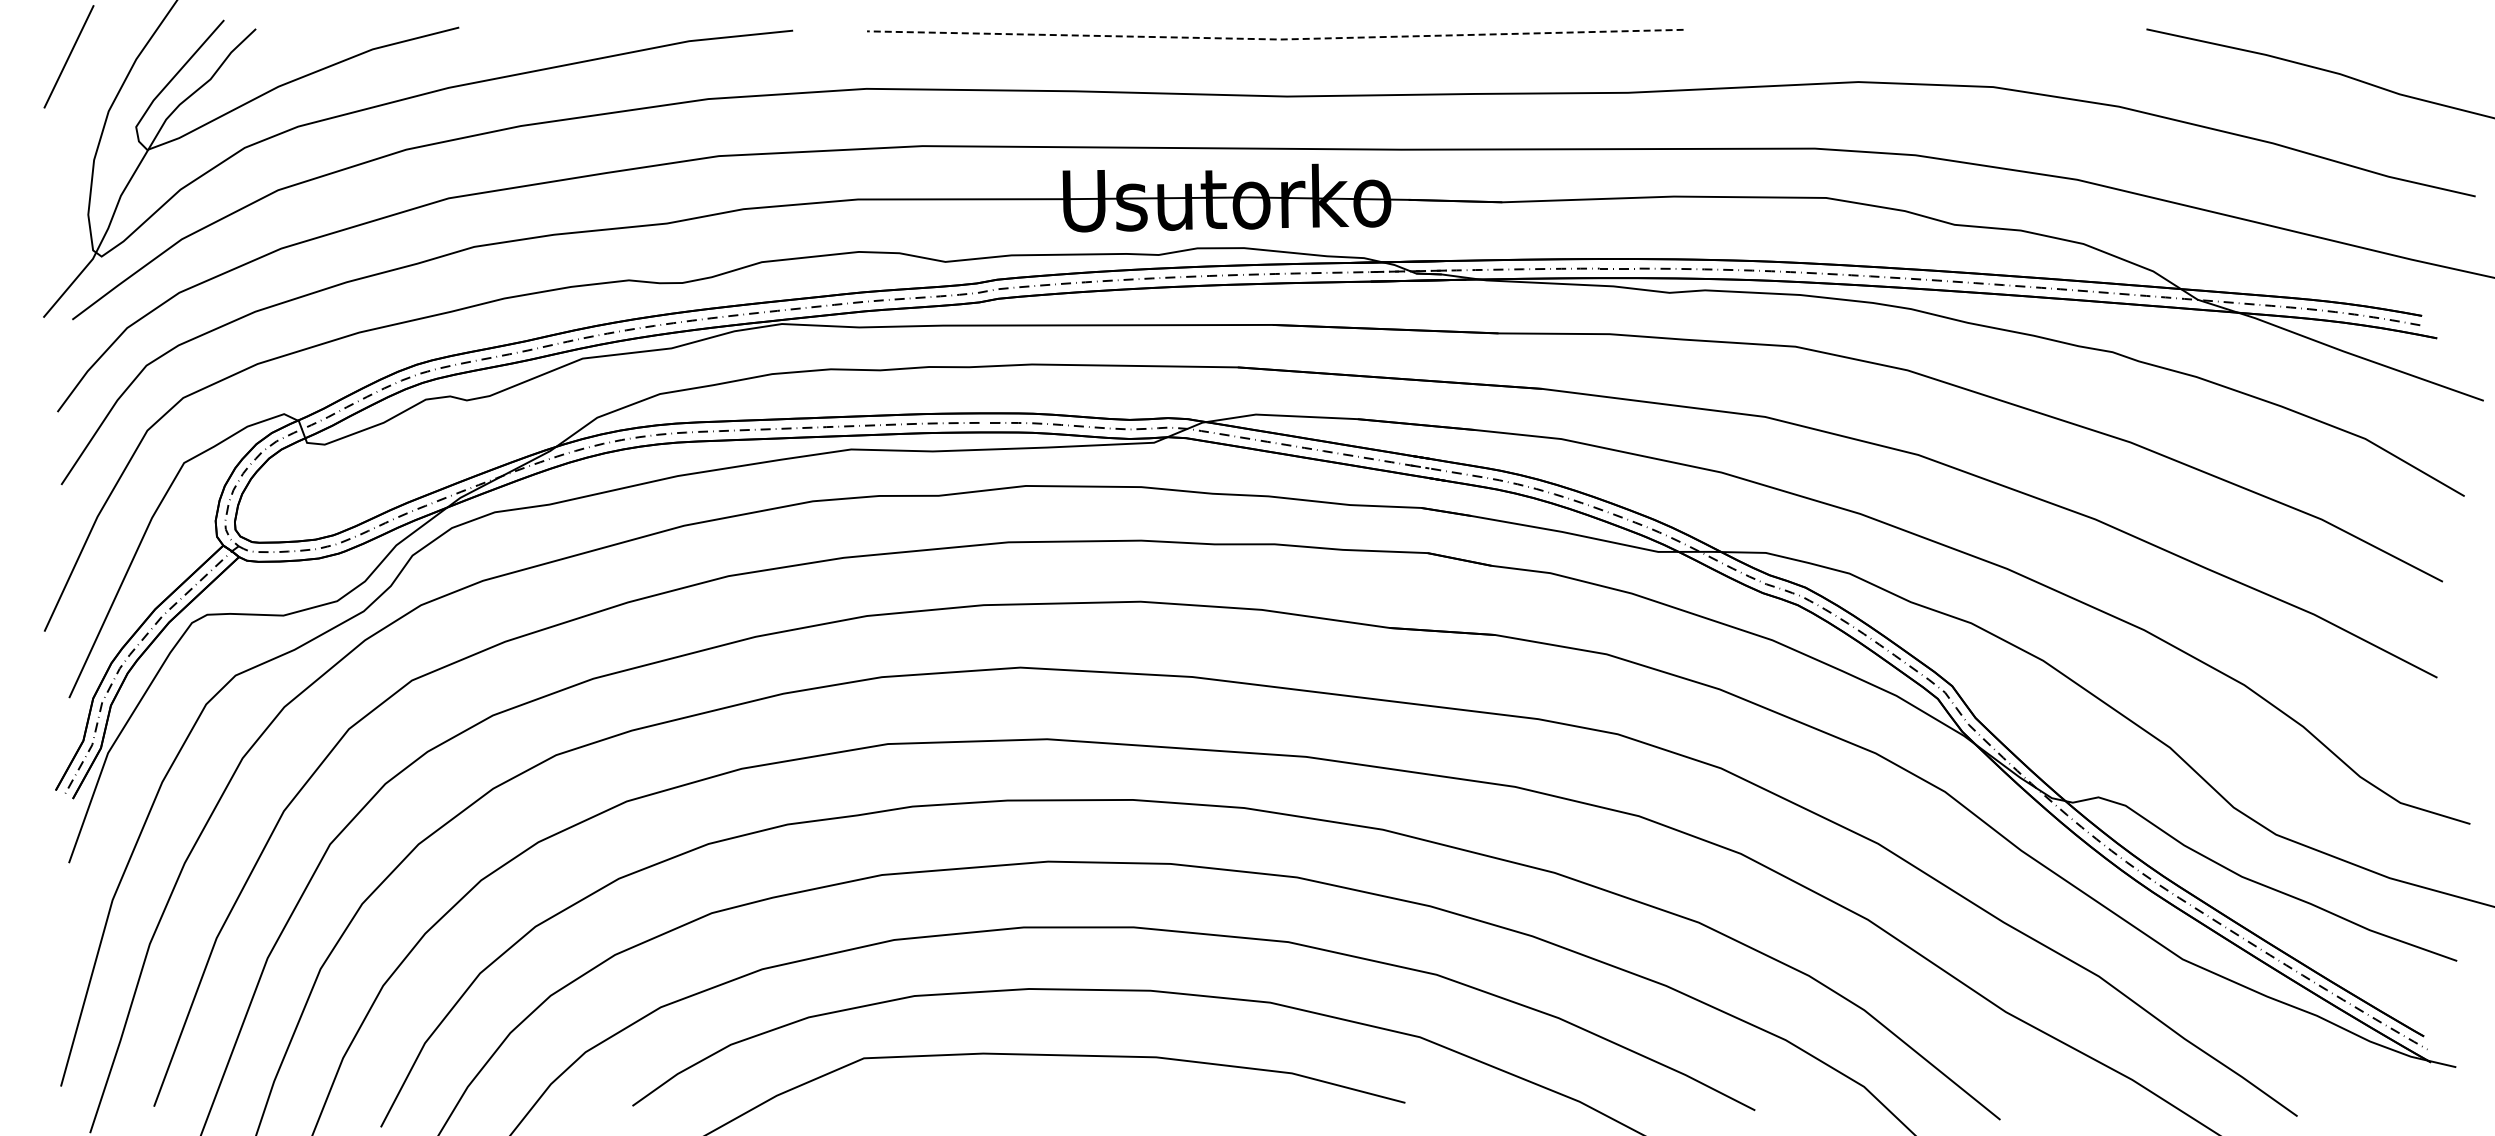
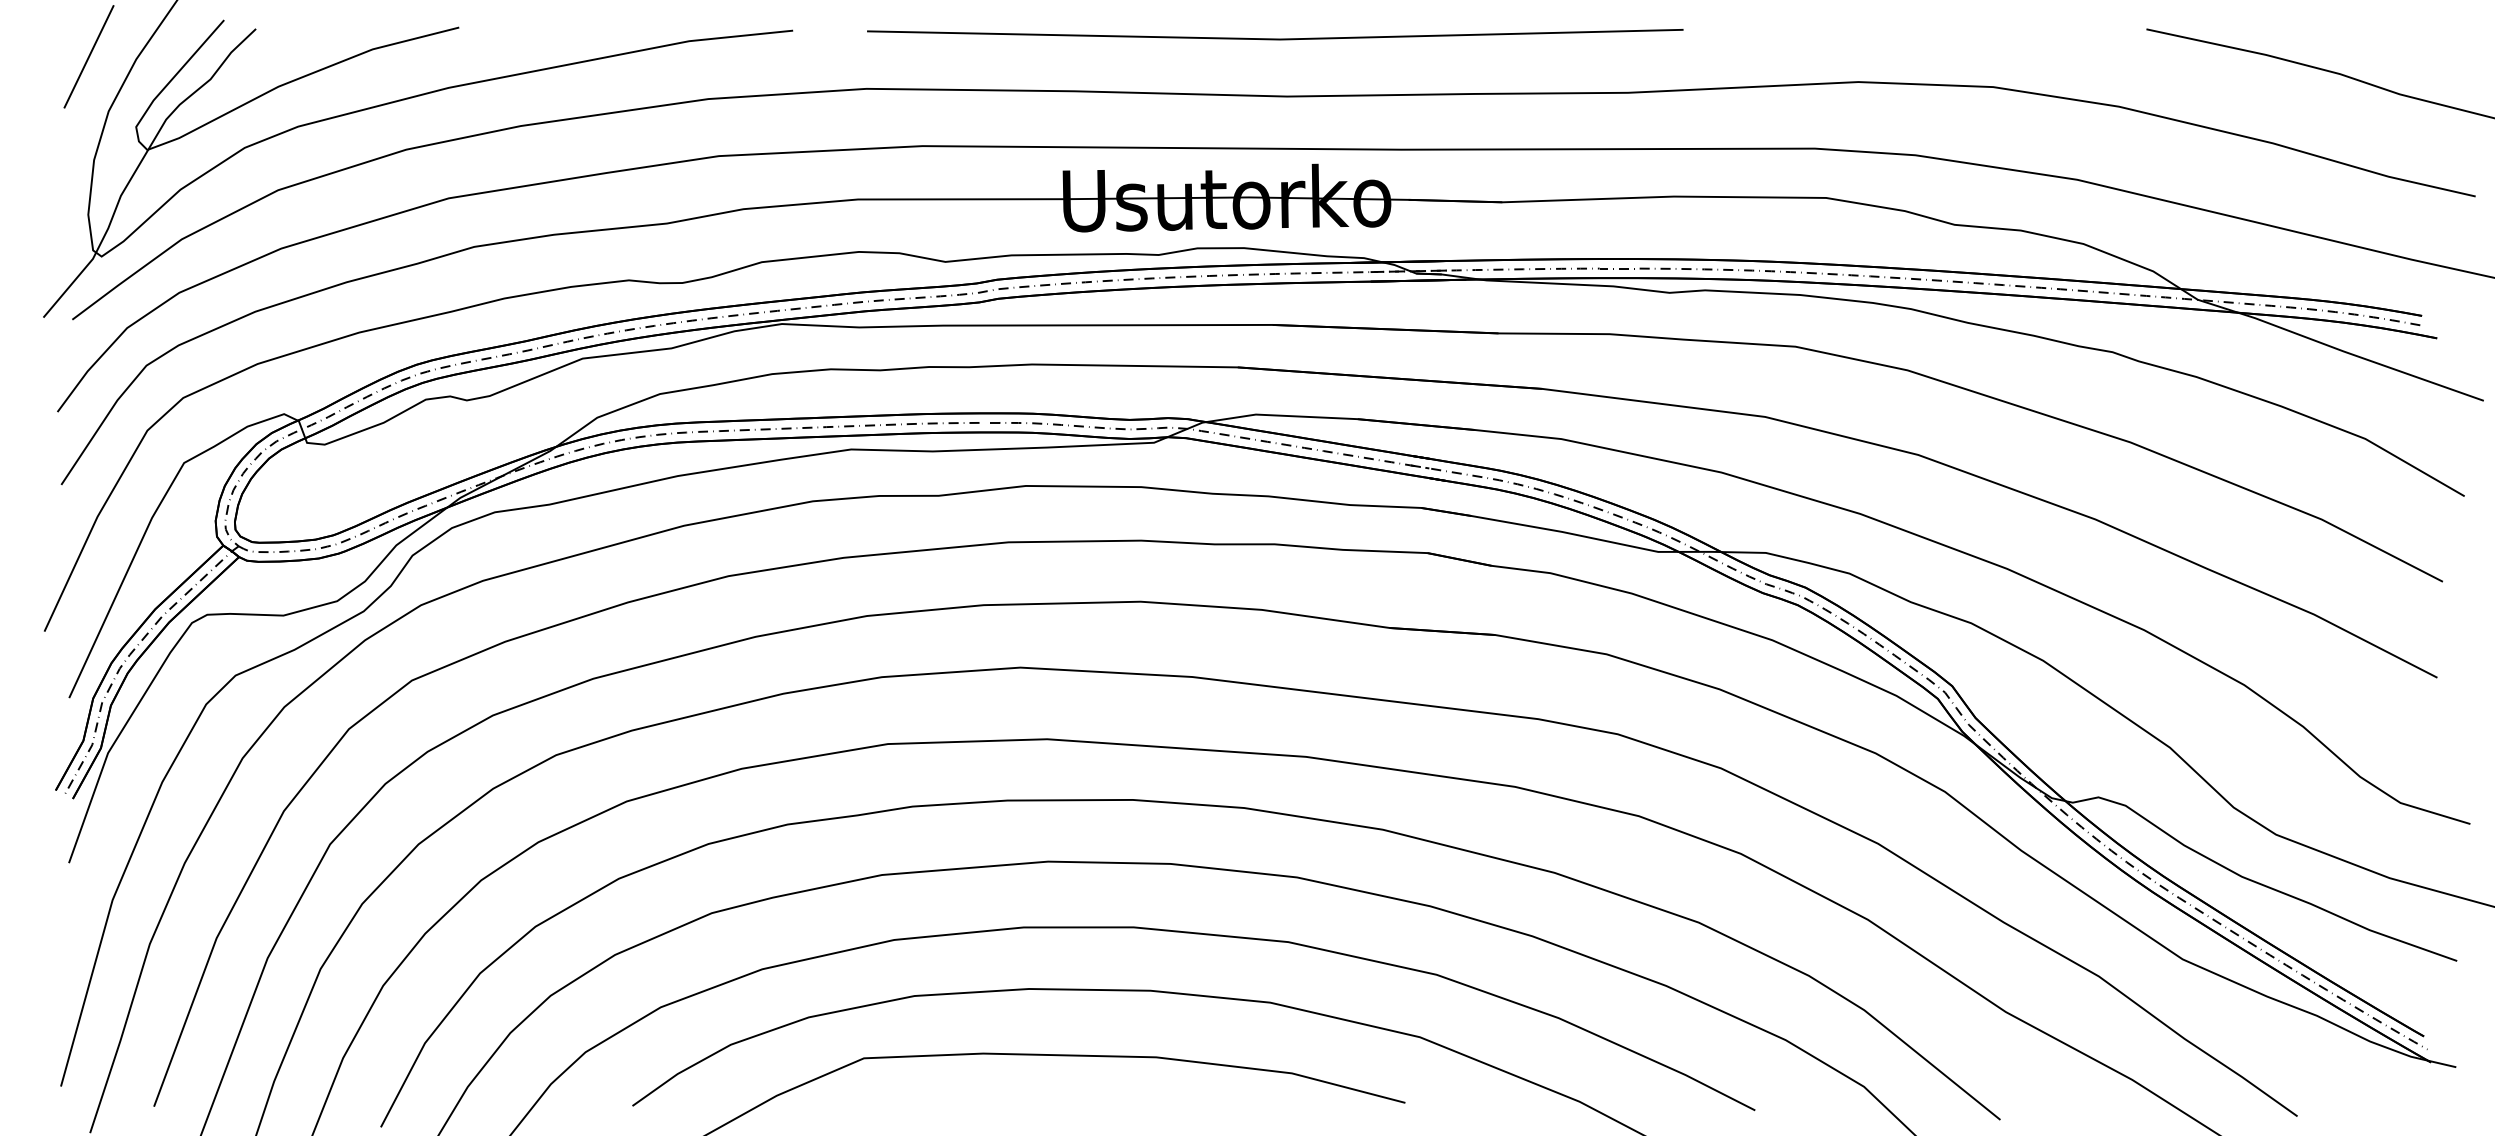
line: dashed -> solid (1275, 39)
line position: (68, 56) -> (88, 56) (88, 56)
